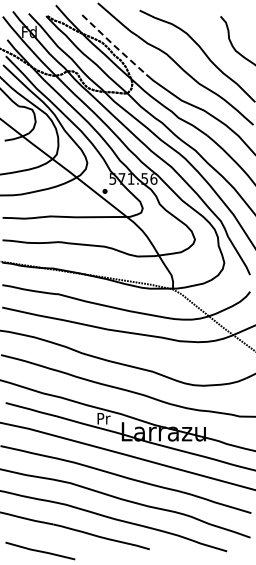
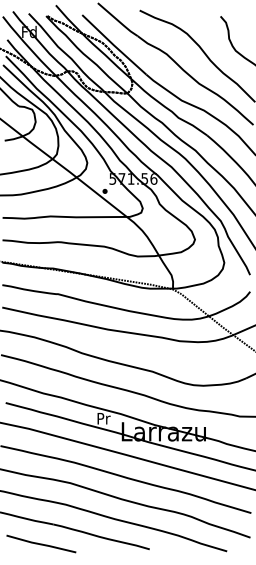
line: dashed -> solid (113, 45)
line position: (40, 550) -> (41, 543) (41, 543)
